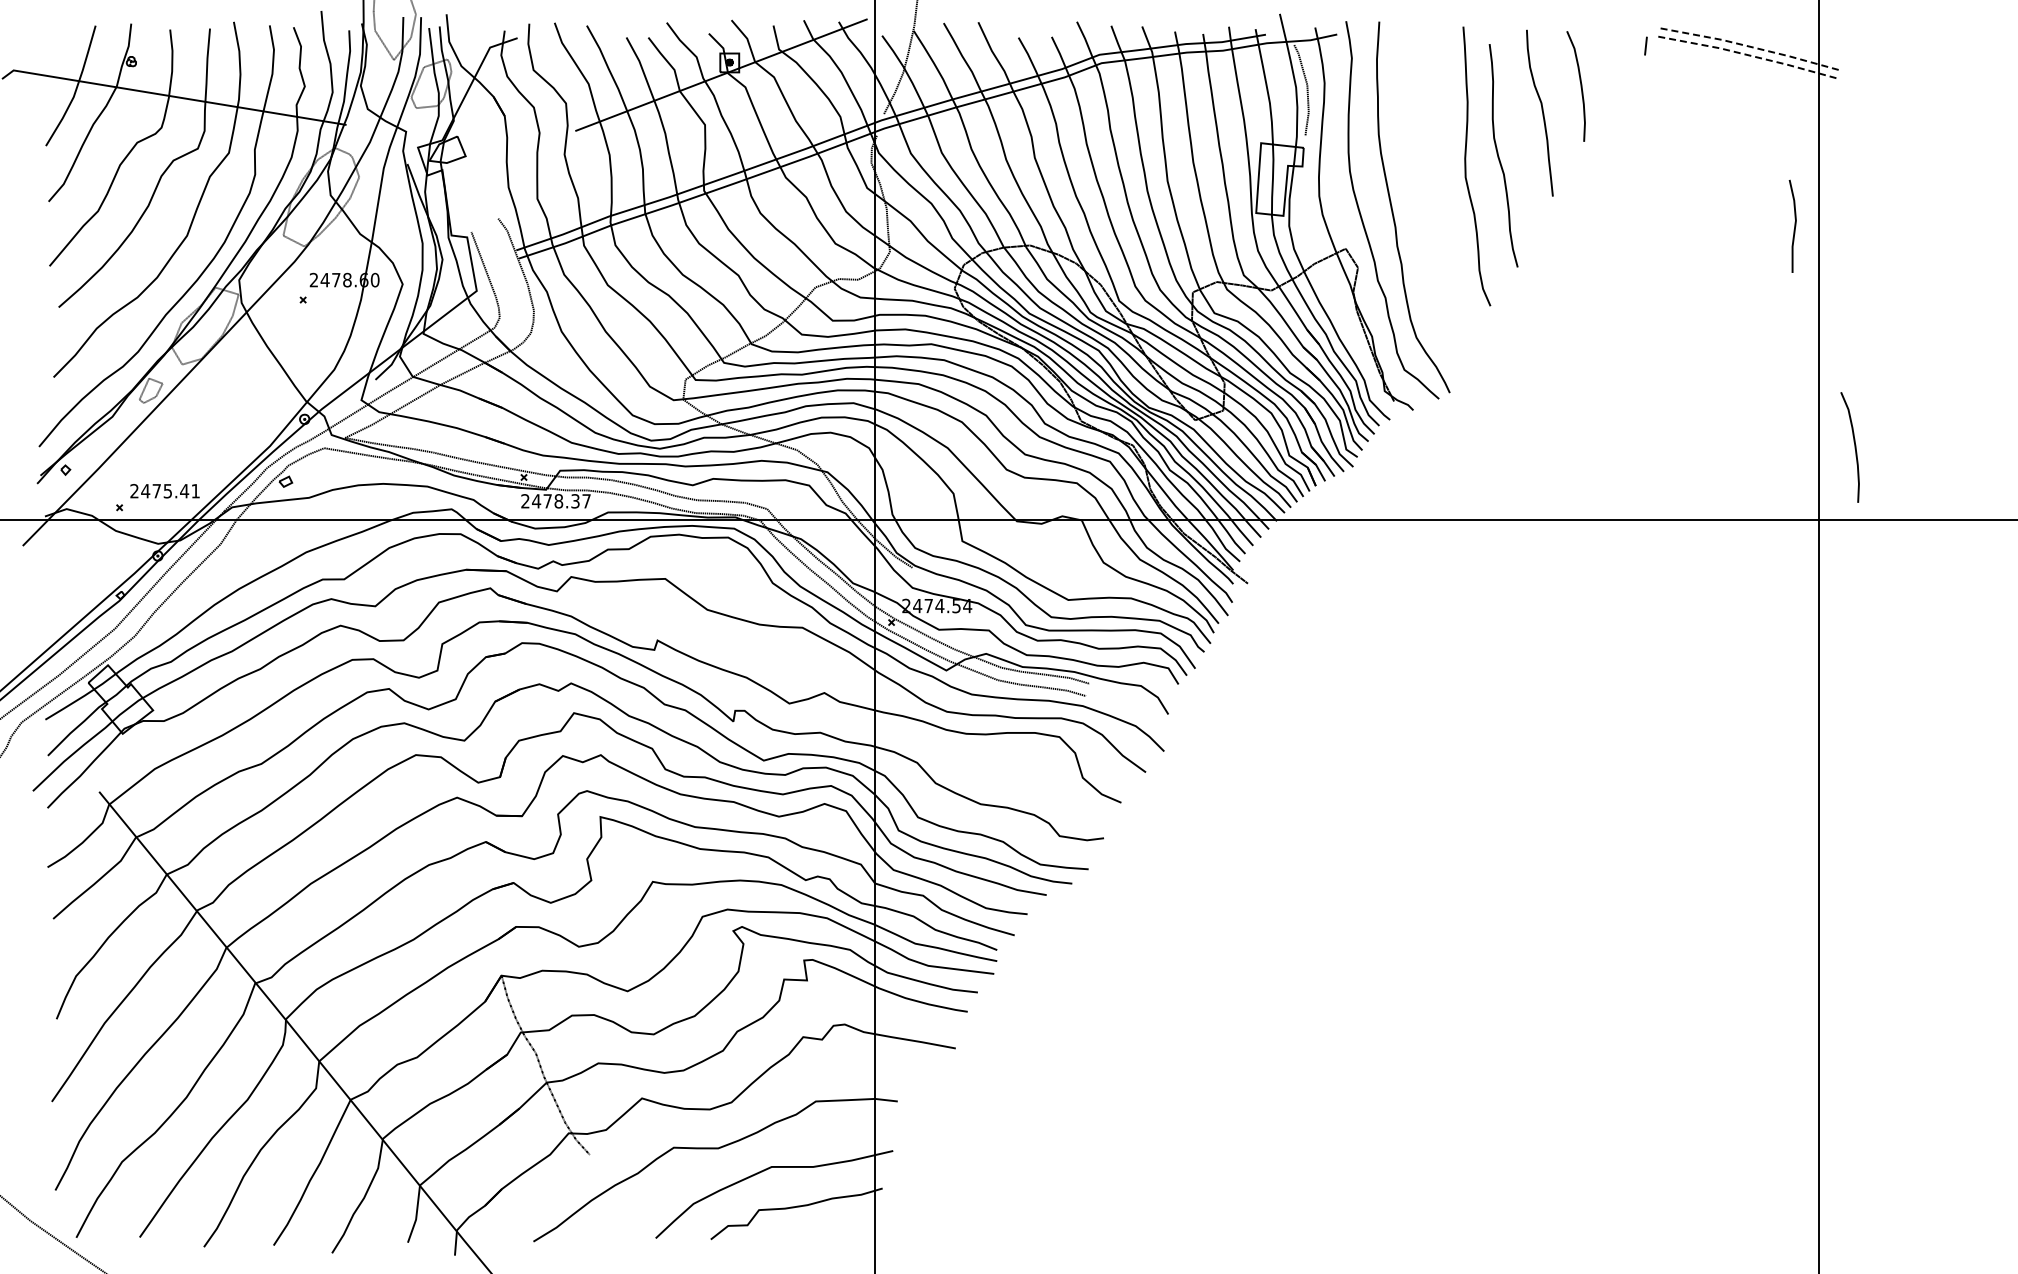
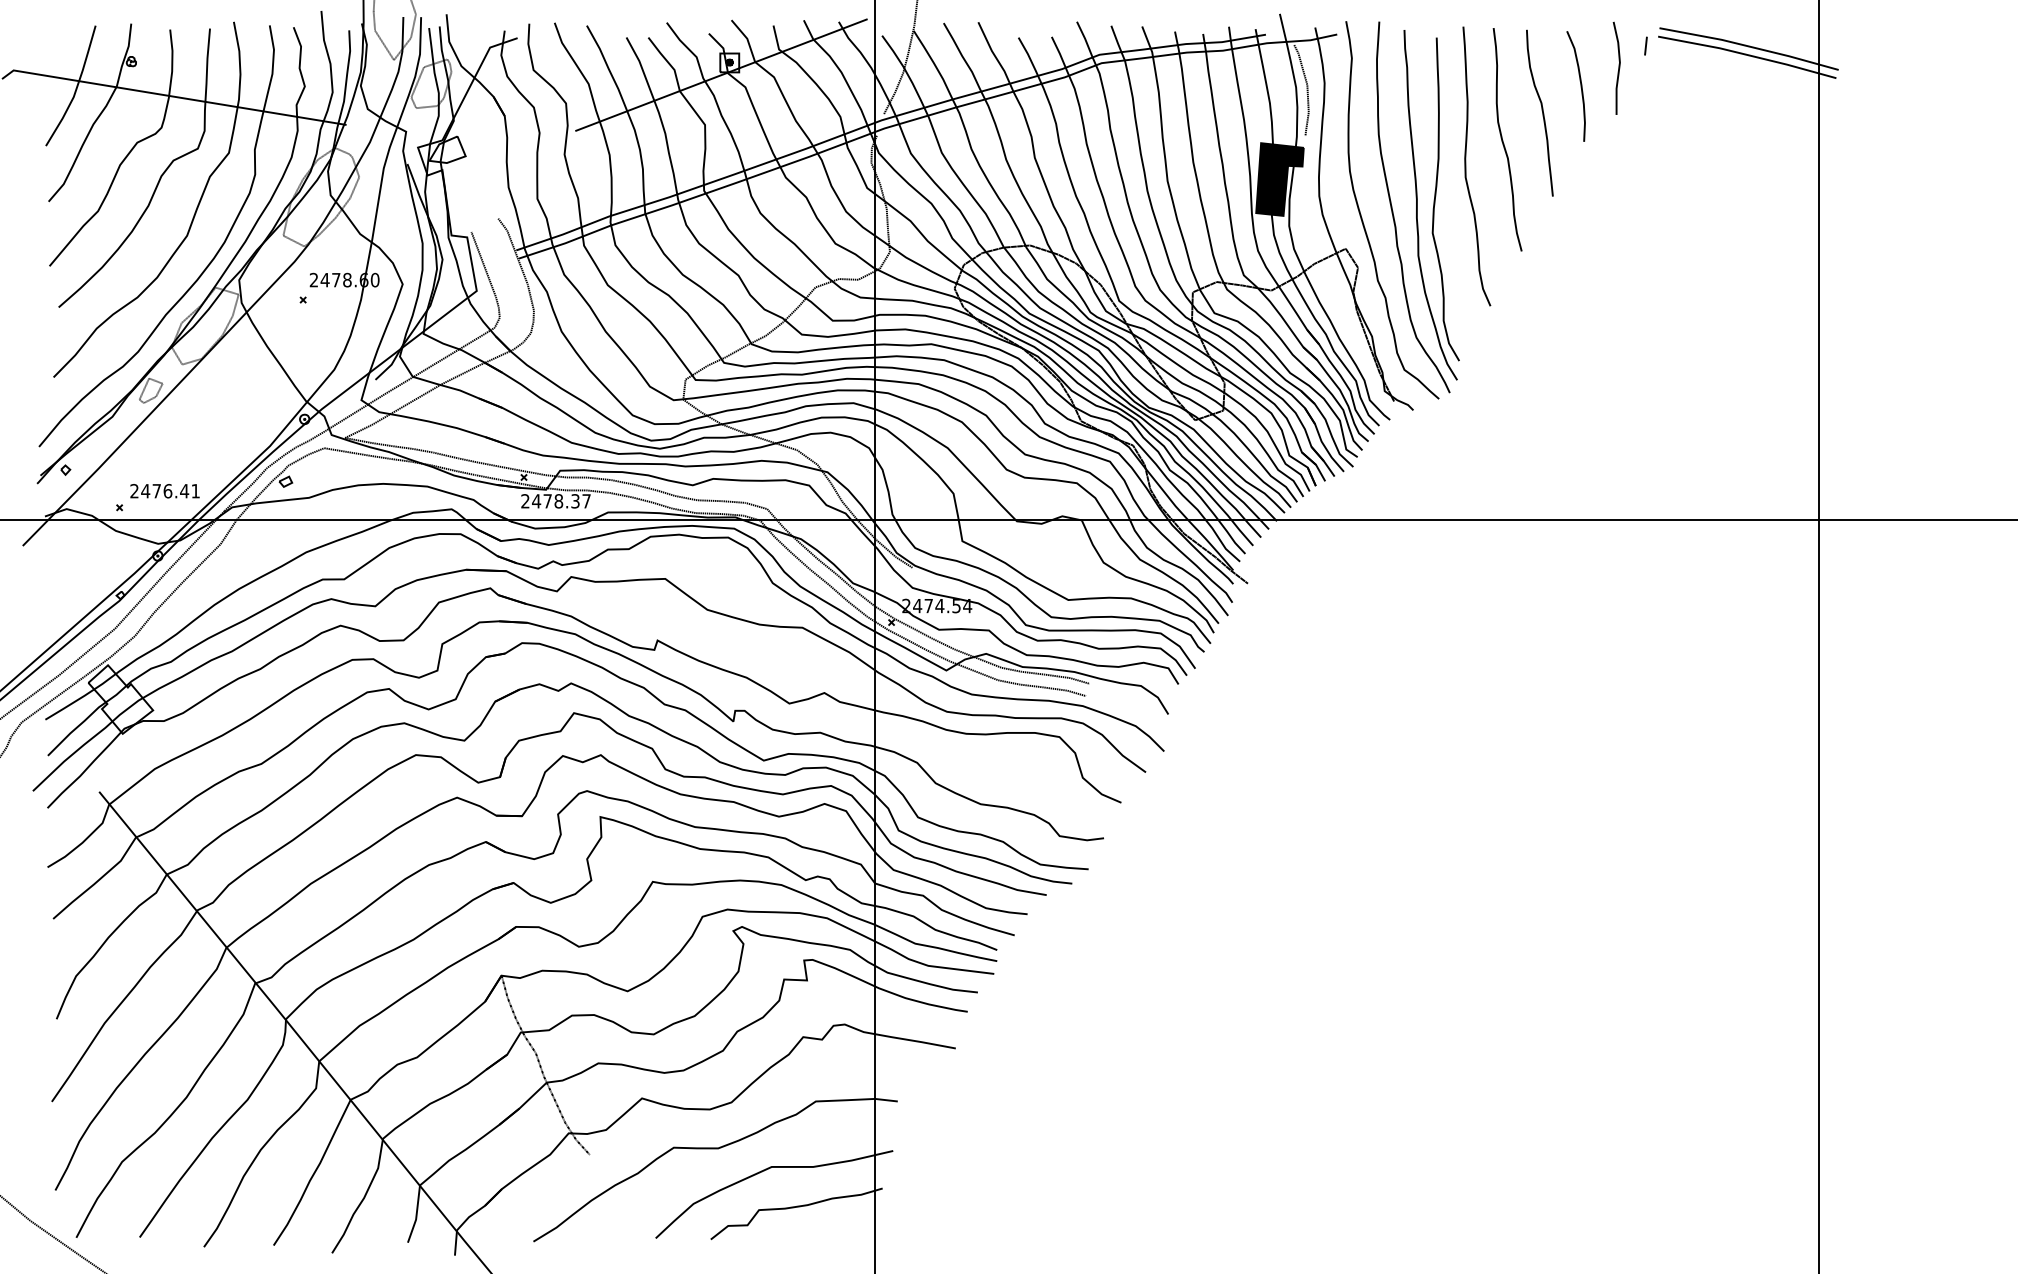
line: dashed -> solid (1749, 46)
line: dashed -> solid (1747, 55)
curve position: (1499, 156) -> (1503, 140) (1503, 140)
fill: none -> present (1279, 179)
part: none -> present (1431, 205)
line position: (1794, 225) -> (1618, 67) (1618, 67)
curve: present -> none (1854, 447)
text: 2475.41 -> 2476.41 (167, 491)
